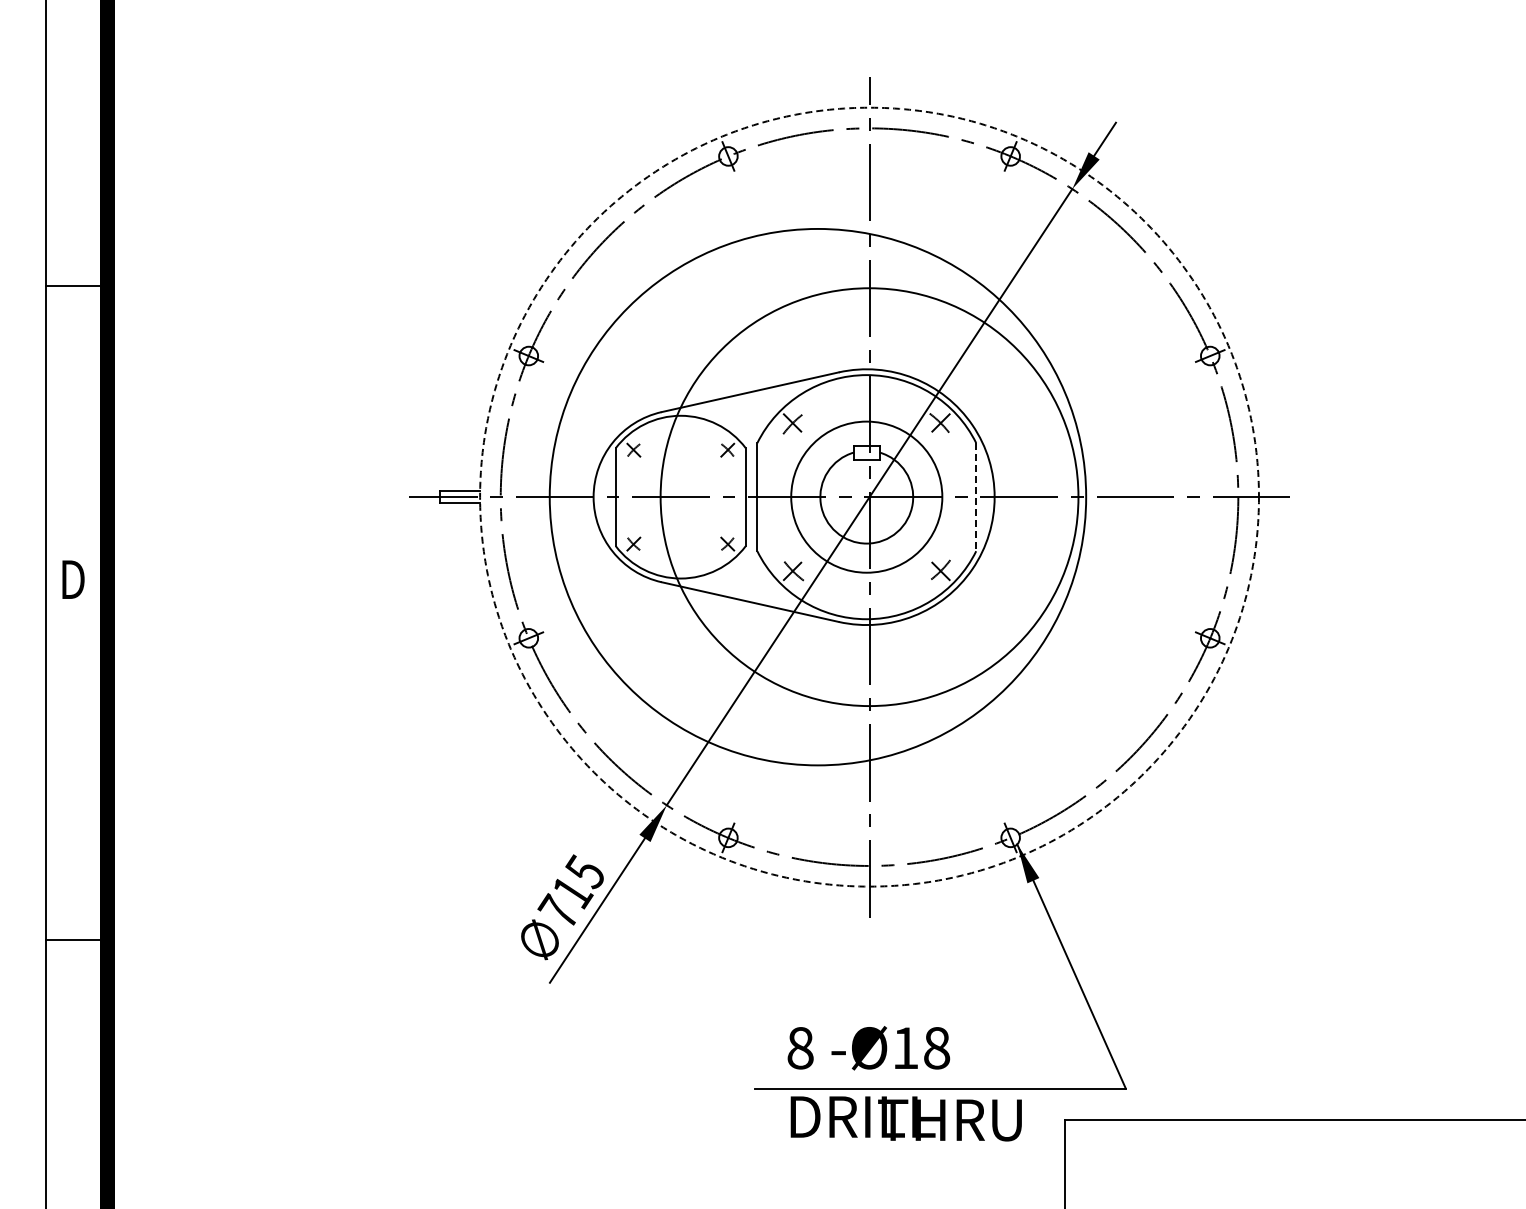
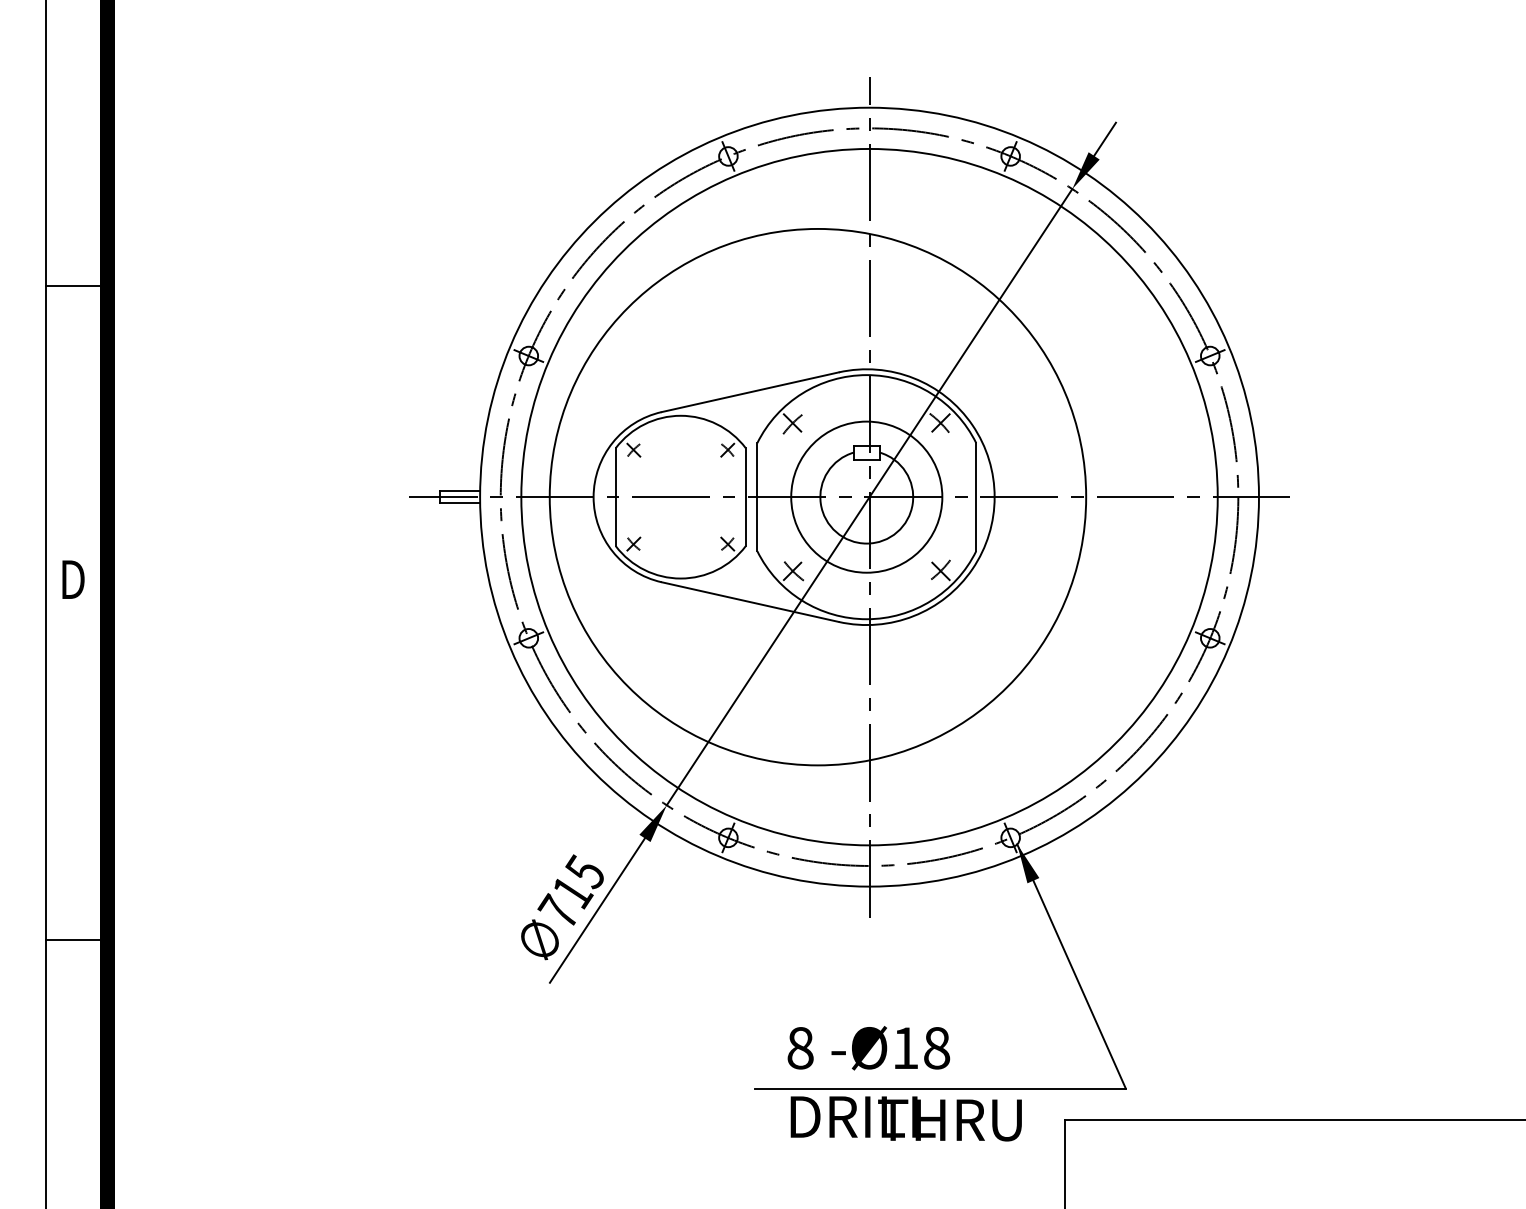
circle: dashed -> solid (869, 496)
circle diameter: 418 px -> 696 px (869, 496)
line: dashed -> solid (976, 497)
